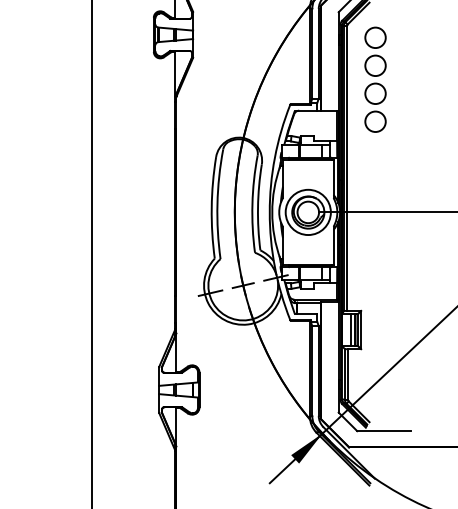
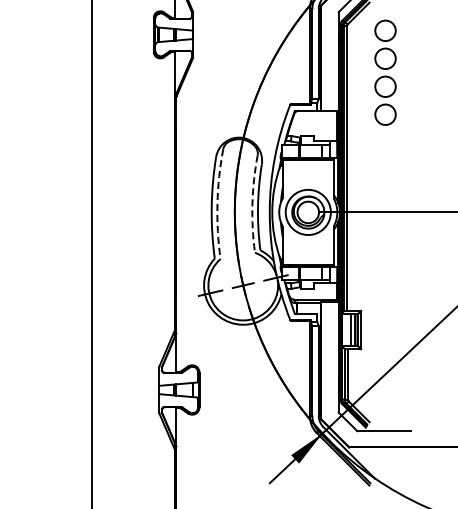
part position: (375, 79) -> (385, 72) (385, 72)
arc: solid -> dashed (217, 204)
arc: solid -> dashed (252, 204)
